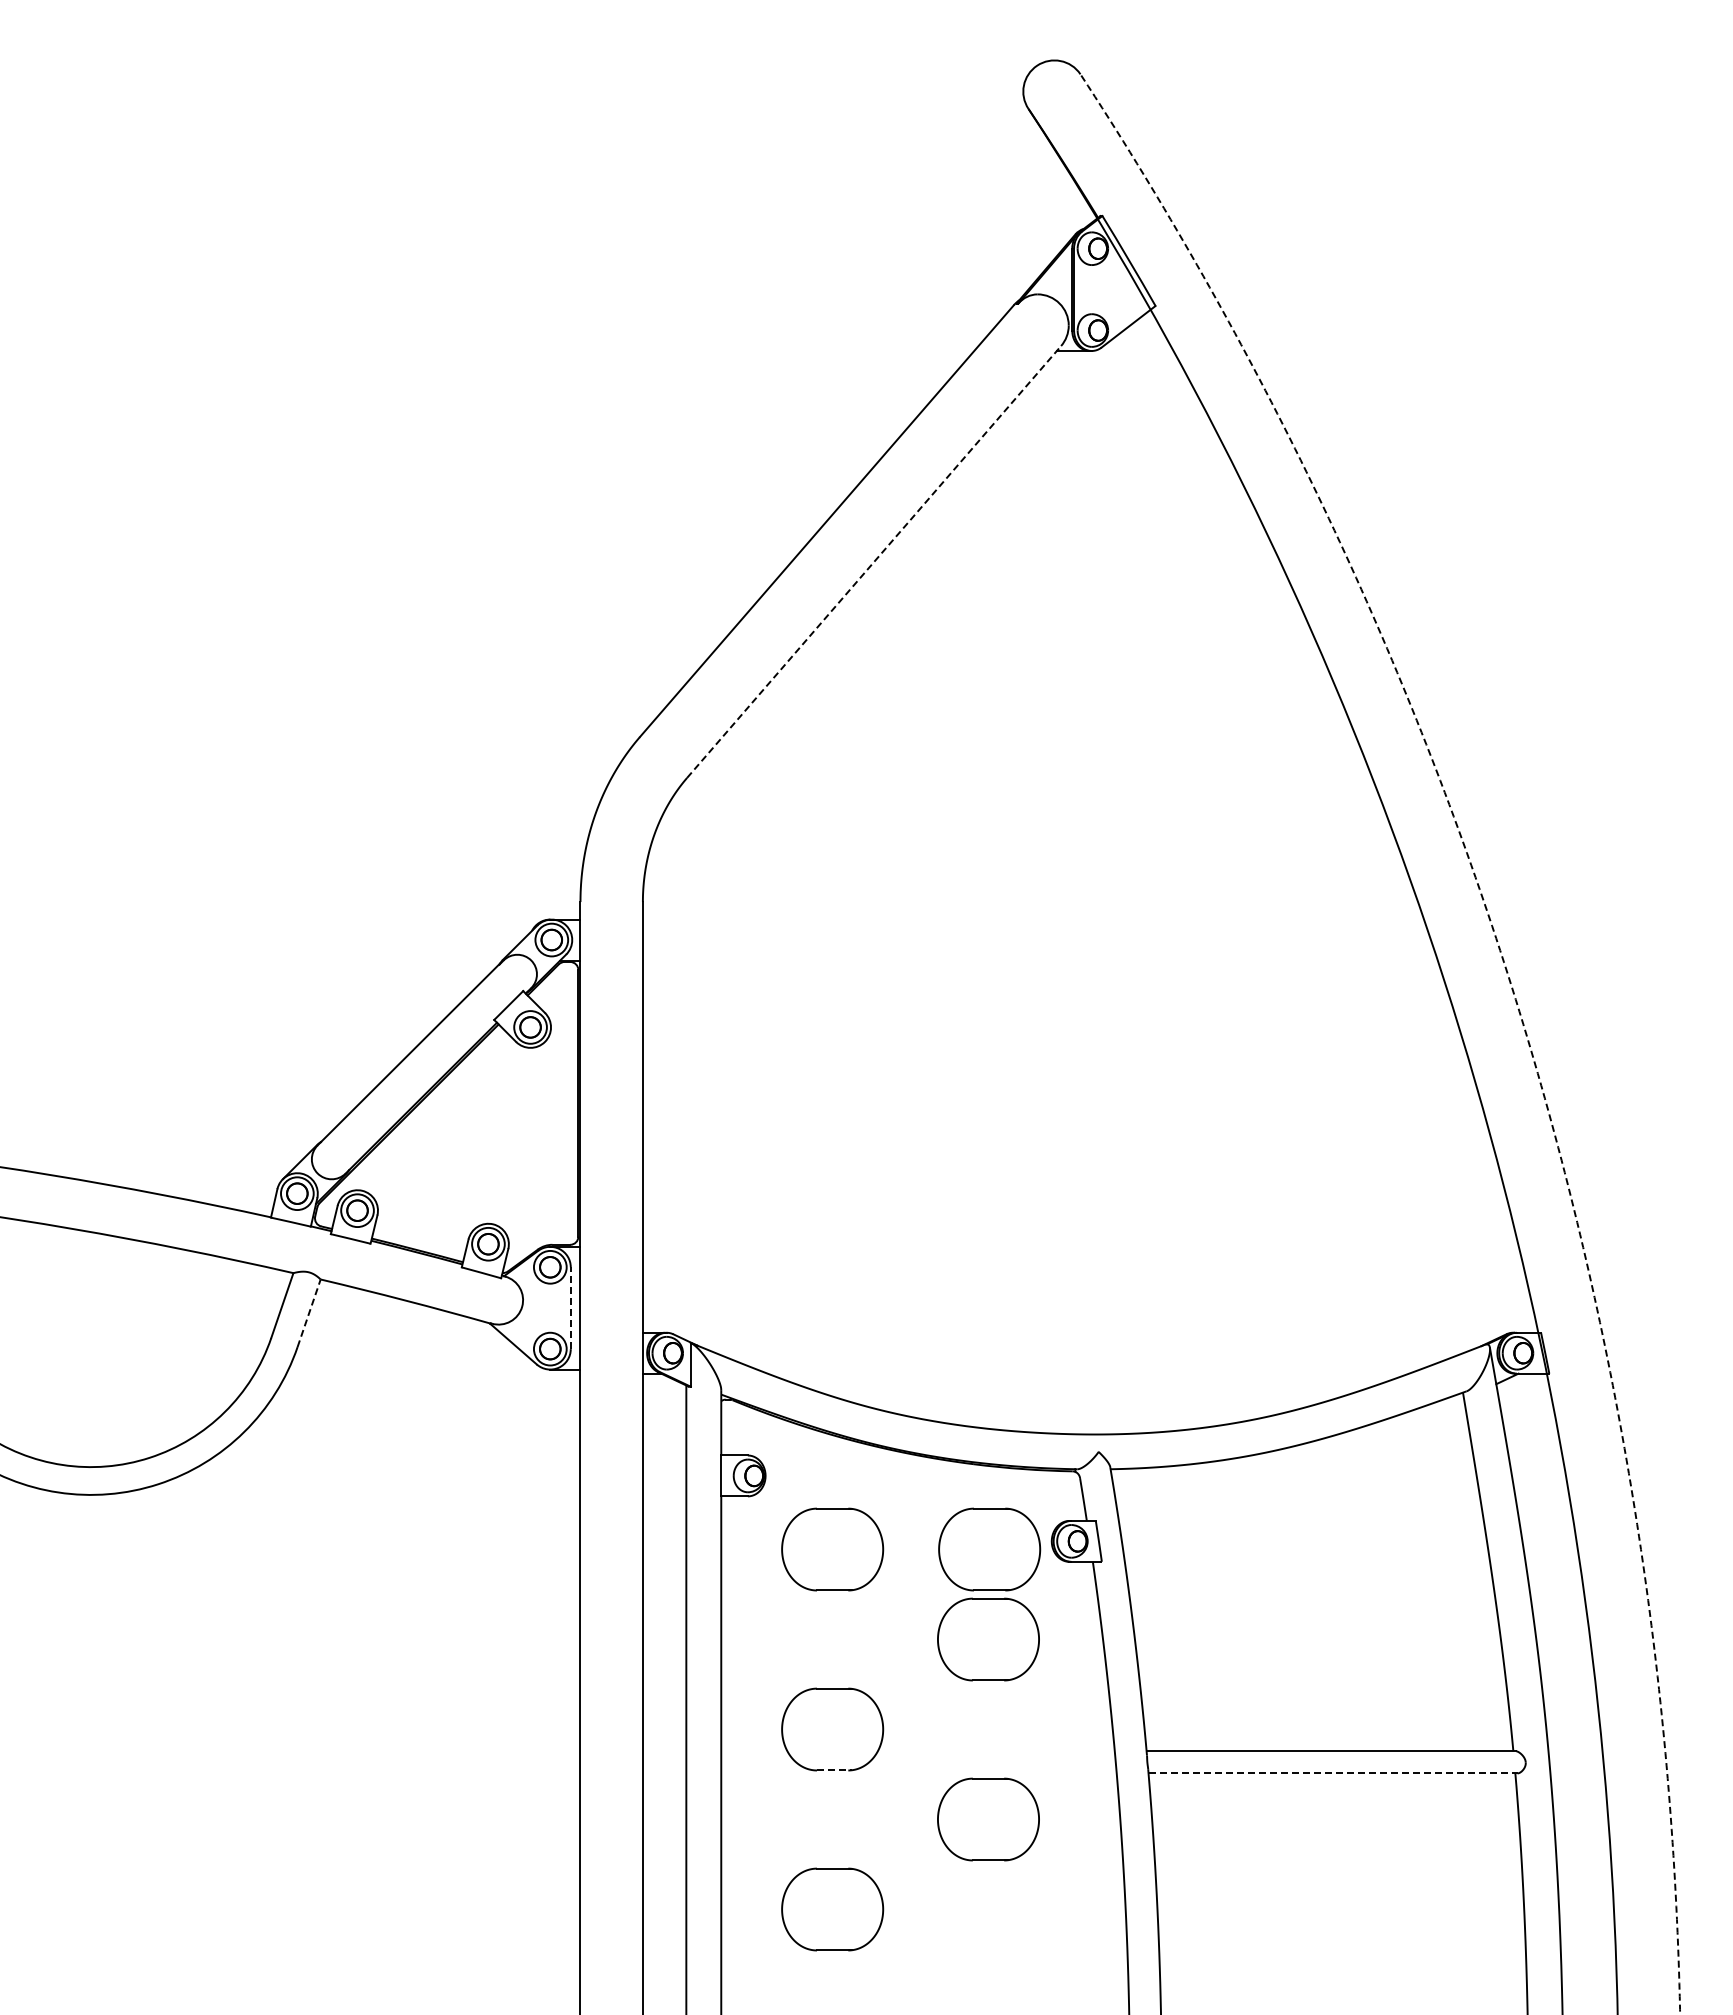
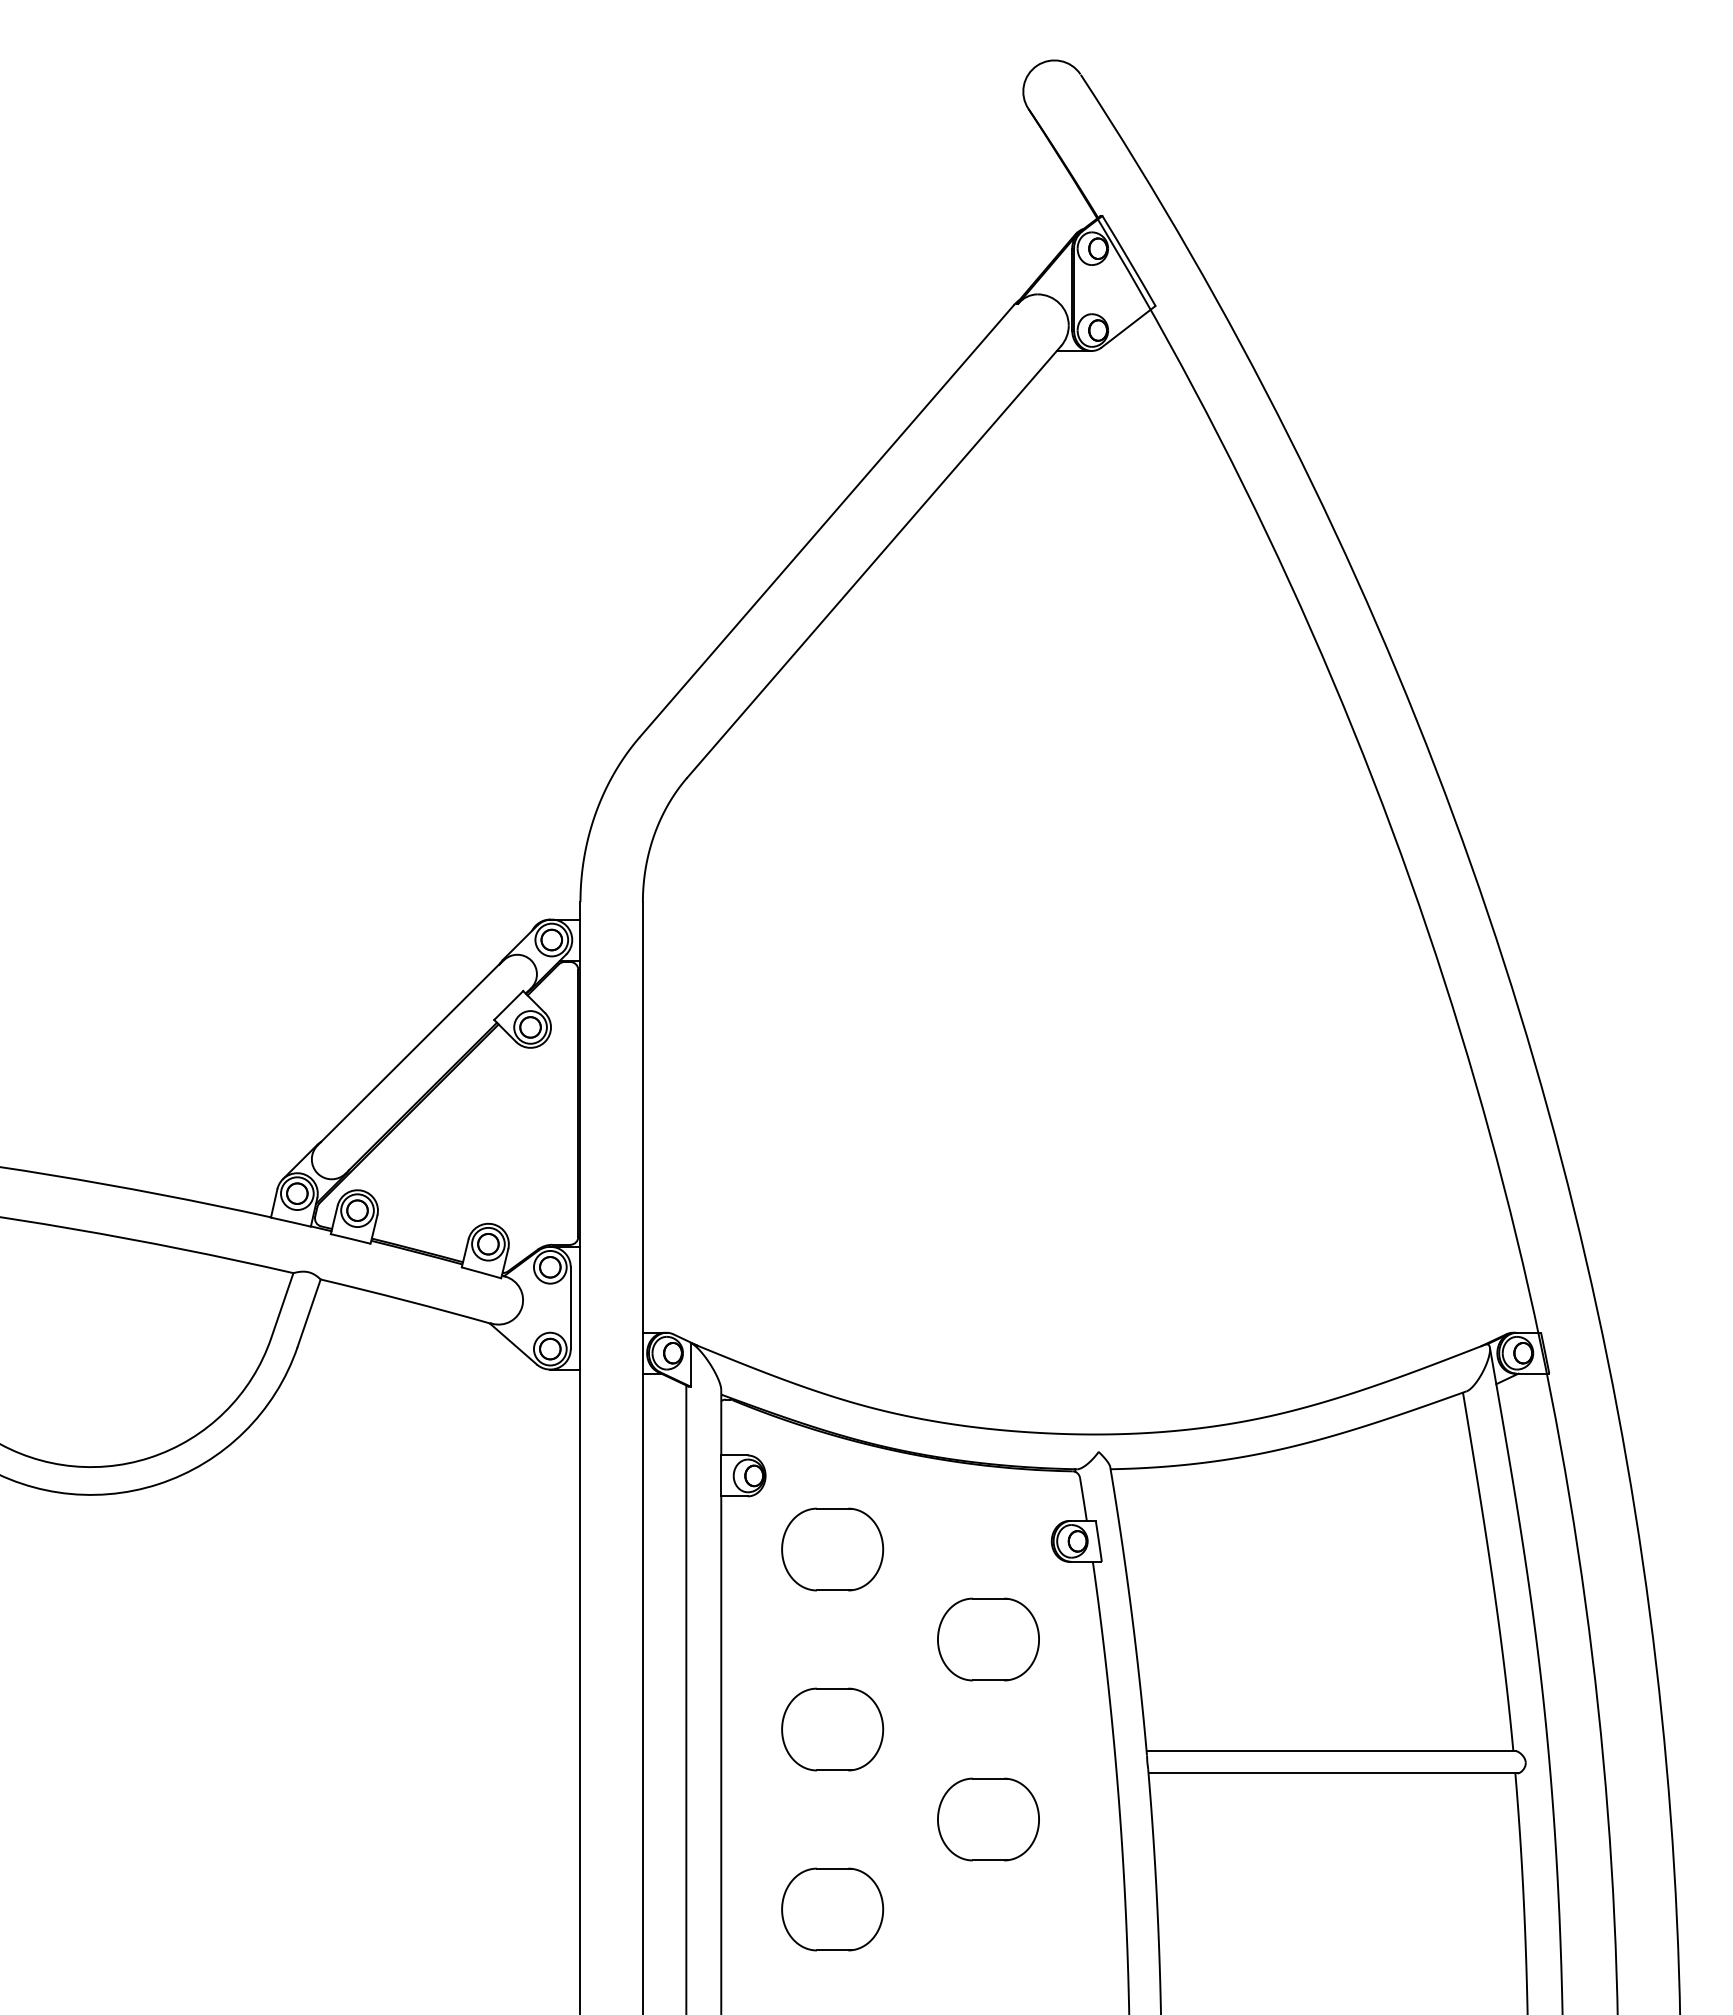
line: dashed -> solid (874, 561)
arc: dashed -> solid (1517, 1004)
line: dashed -> solid (570, 1308)
line: dashed -> solid (309, 1313)
part: present -> none (989, 1549)
line: dashed -> solid (834, 1770)
line: dashed -> solid (1333, 1773)
